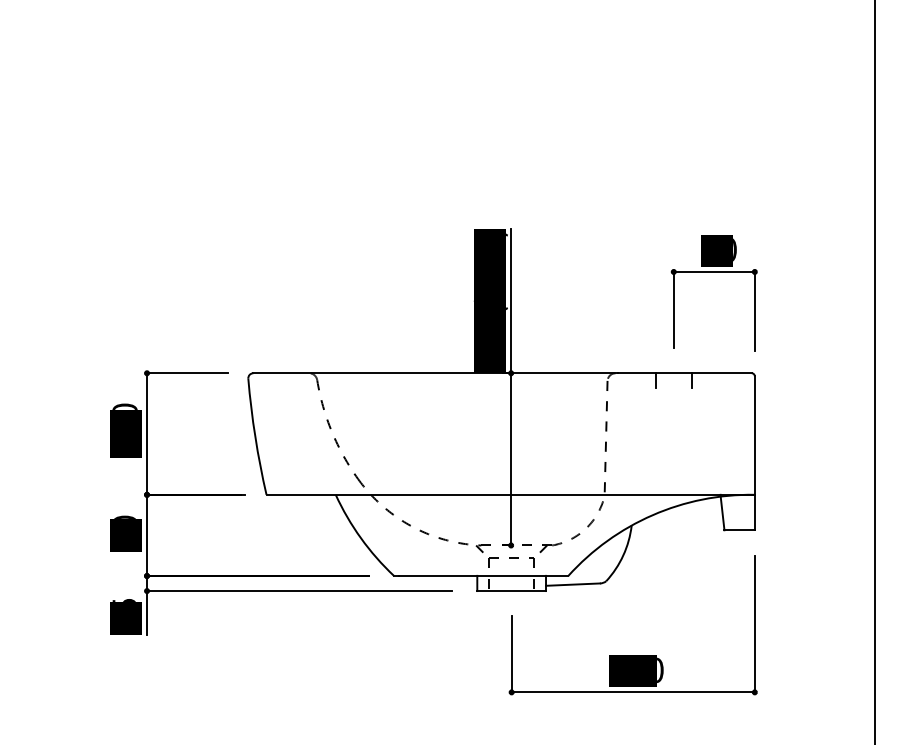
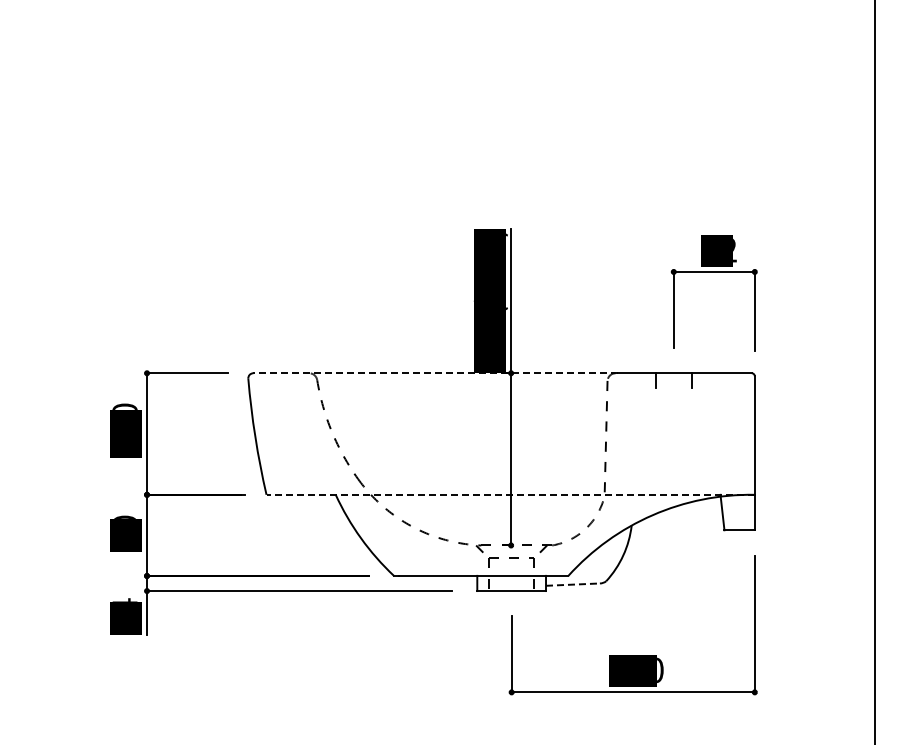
text: 80 -> 82 (734, 250)
line: solid -> dashed (435, 373)
line: solid -> dashed (510, 494)
line: solid -> dashed (572, 584)
text: 15 -> 14 (124, 599)
